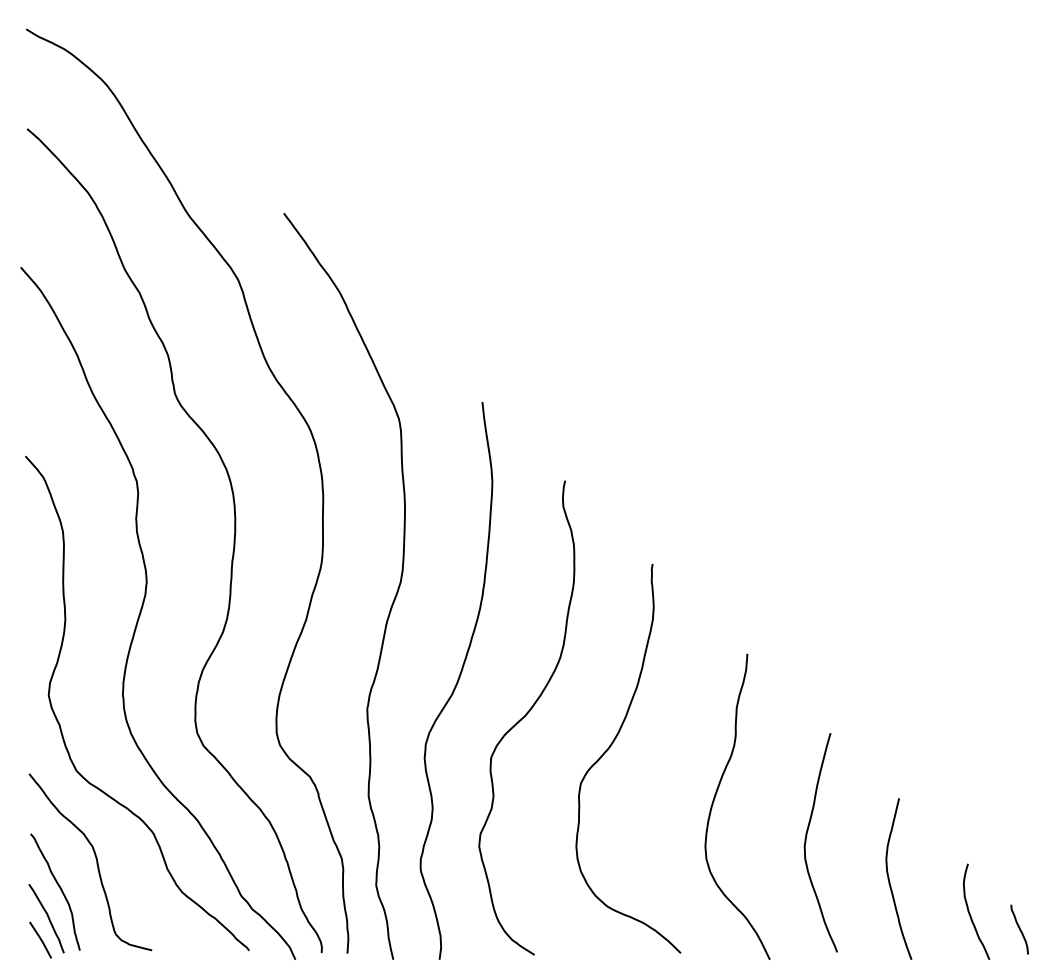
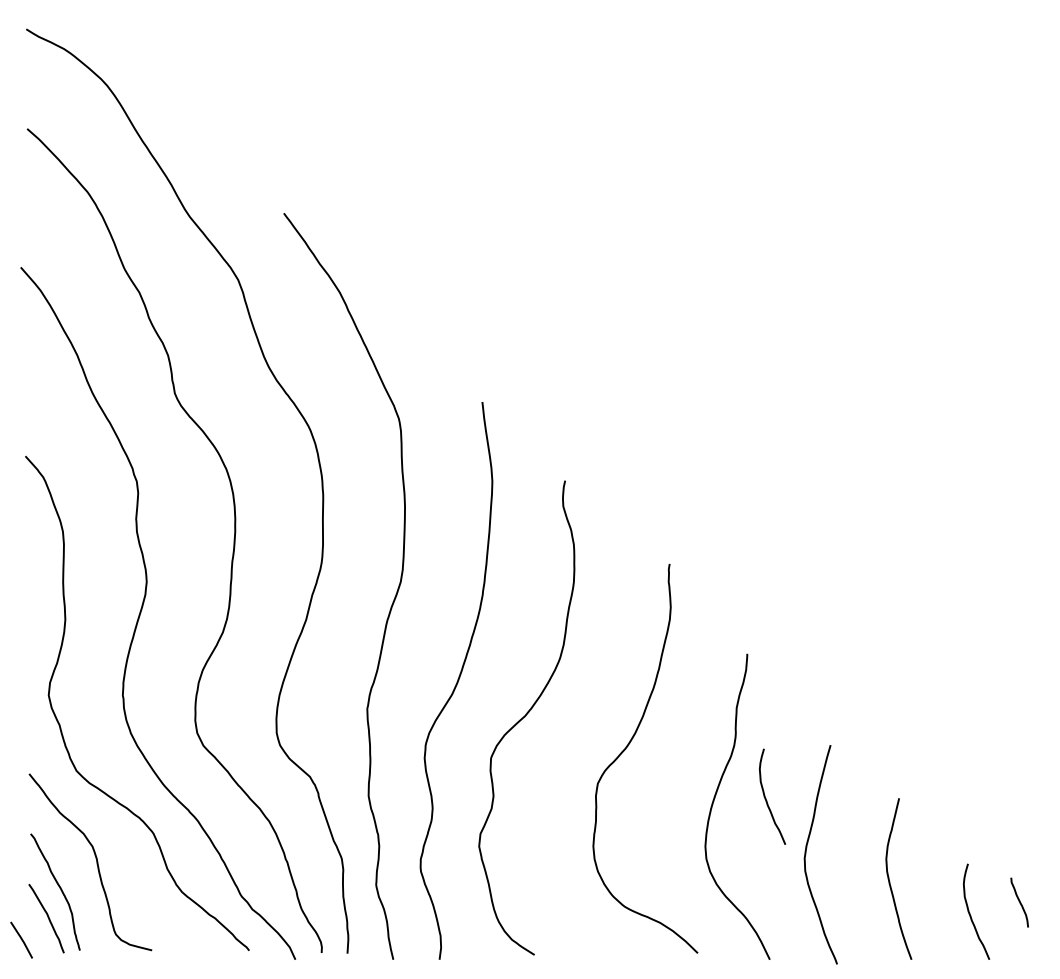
curve position: (611, 746) -> (628, 746) (628, 746)
curve: none -> present (766, 798)
curve position: (806, 842) -> (806, 854) (806, 854)
curve position: (1019, 929) -> (1019, 902) (1019, 902)
line position: (40, 939) -> (21, 939) (21, 939)
